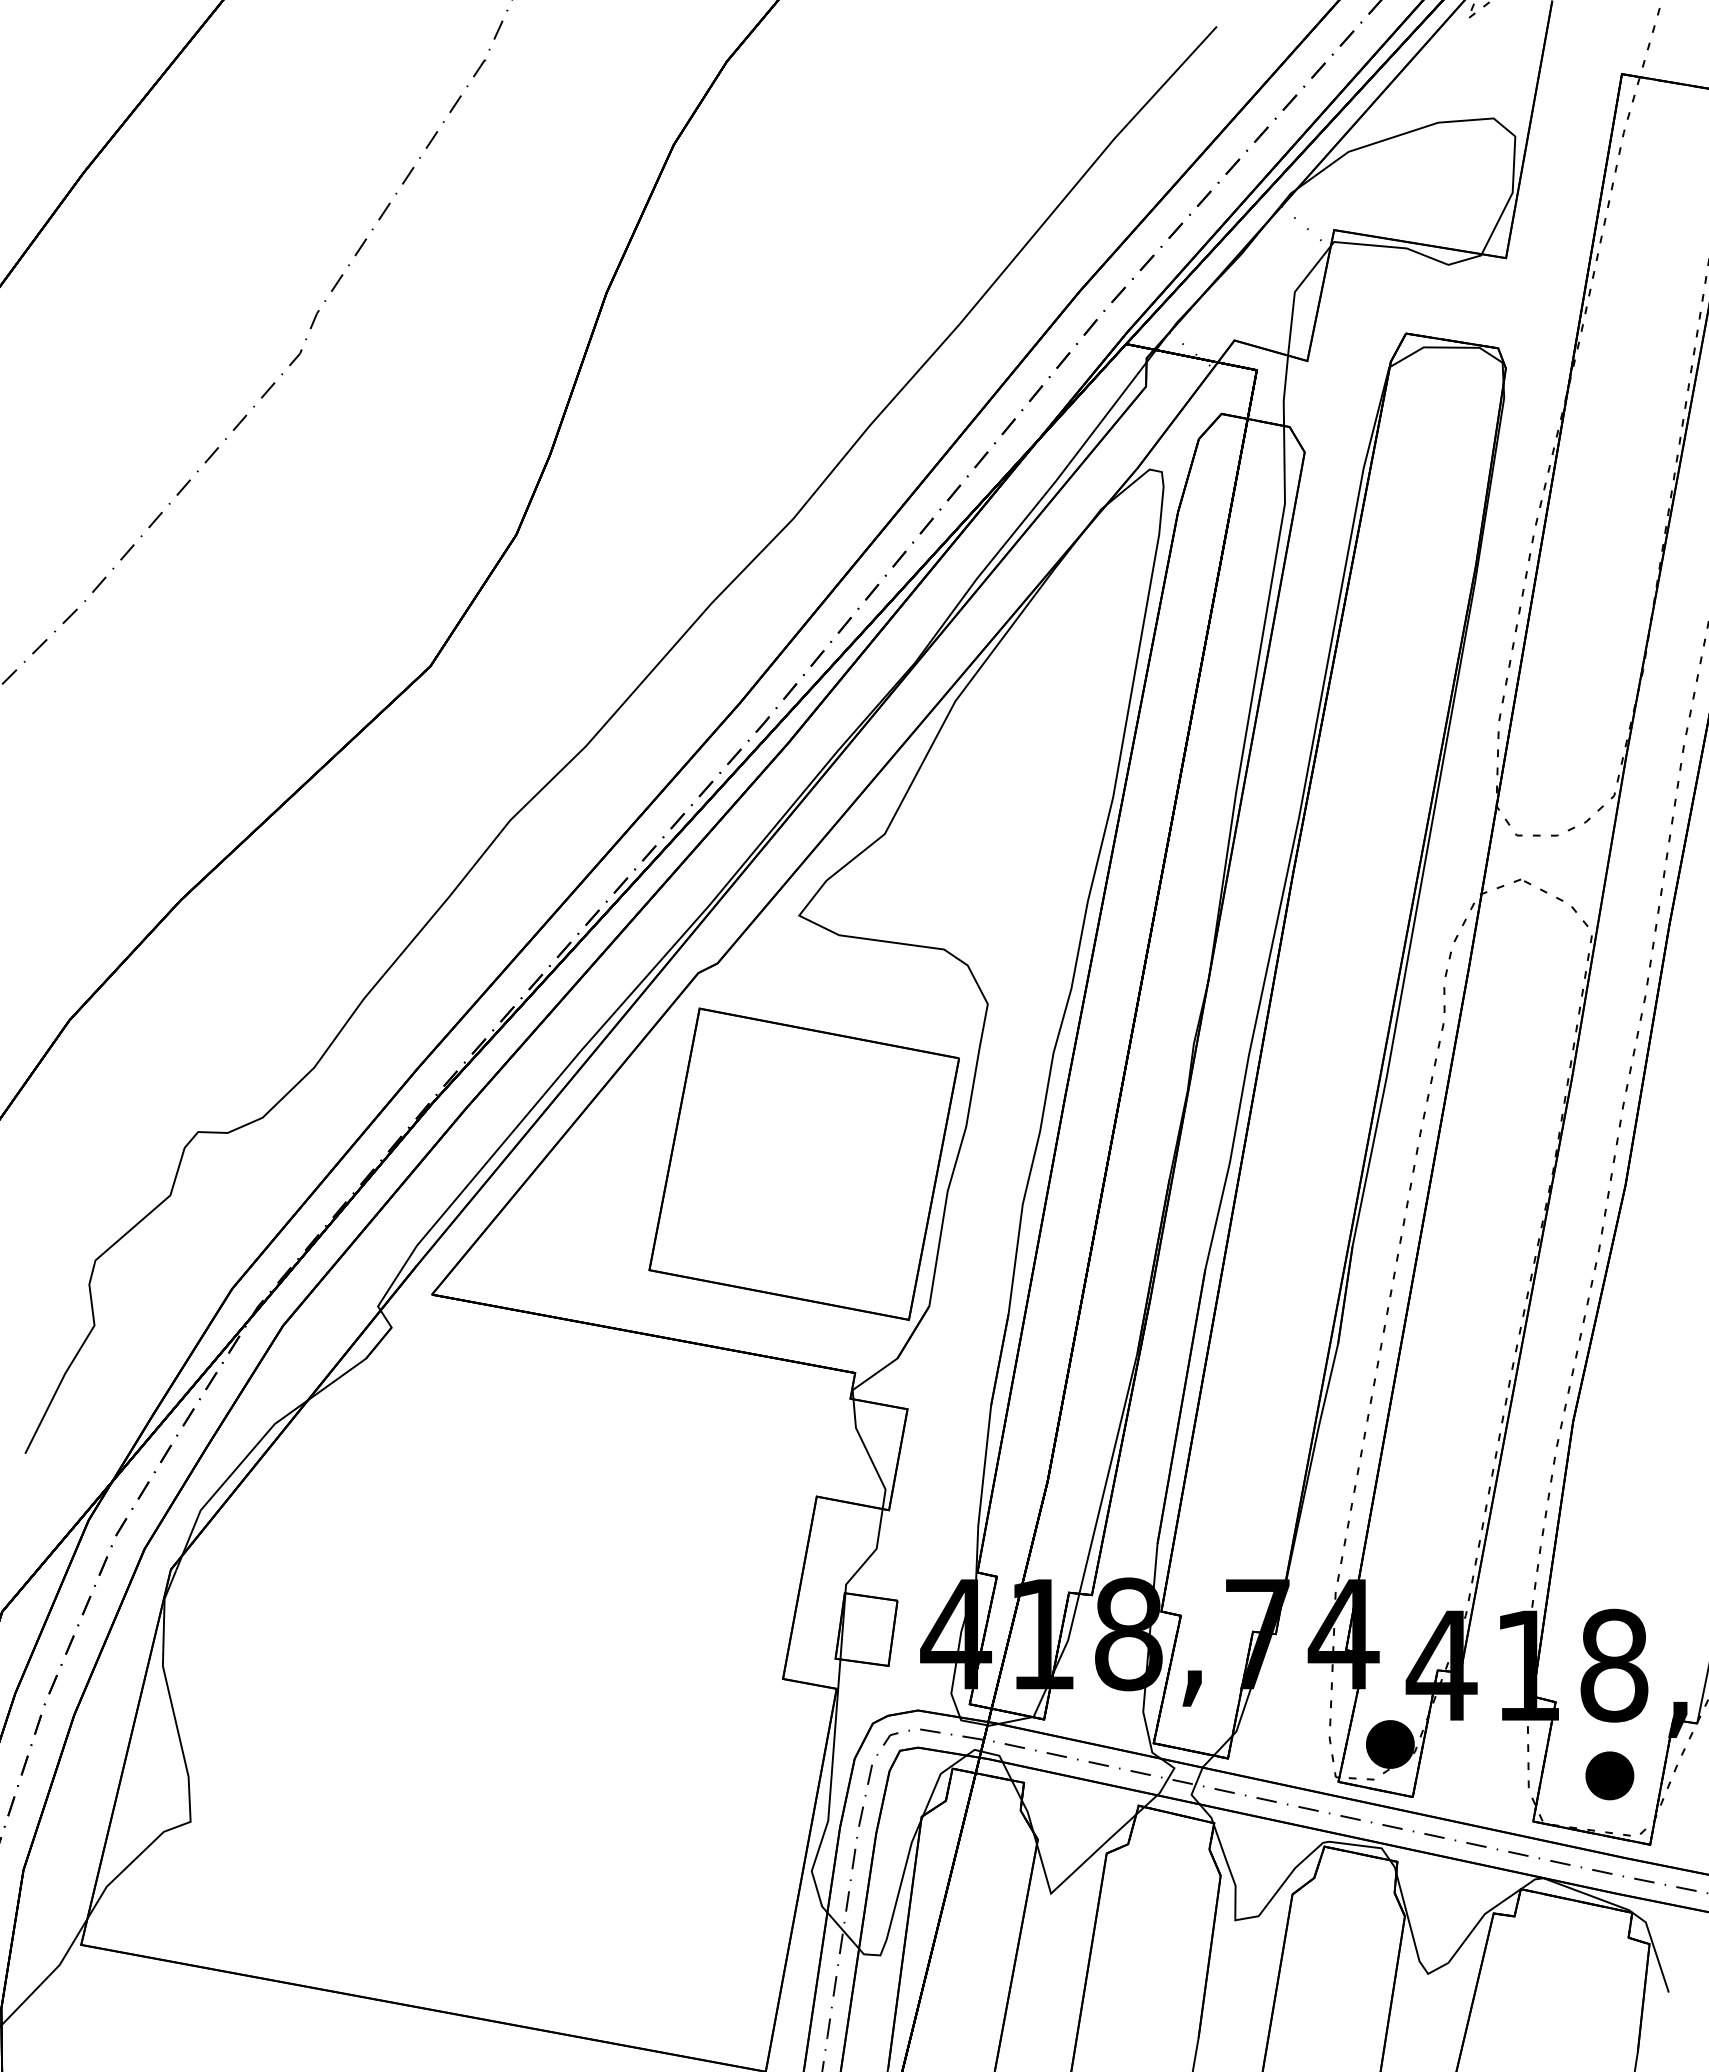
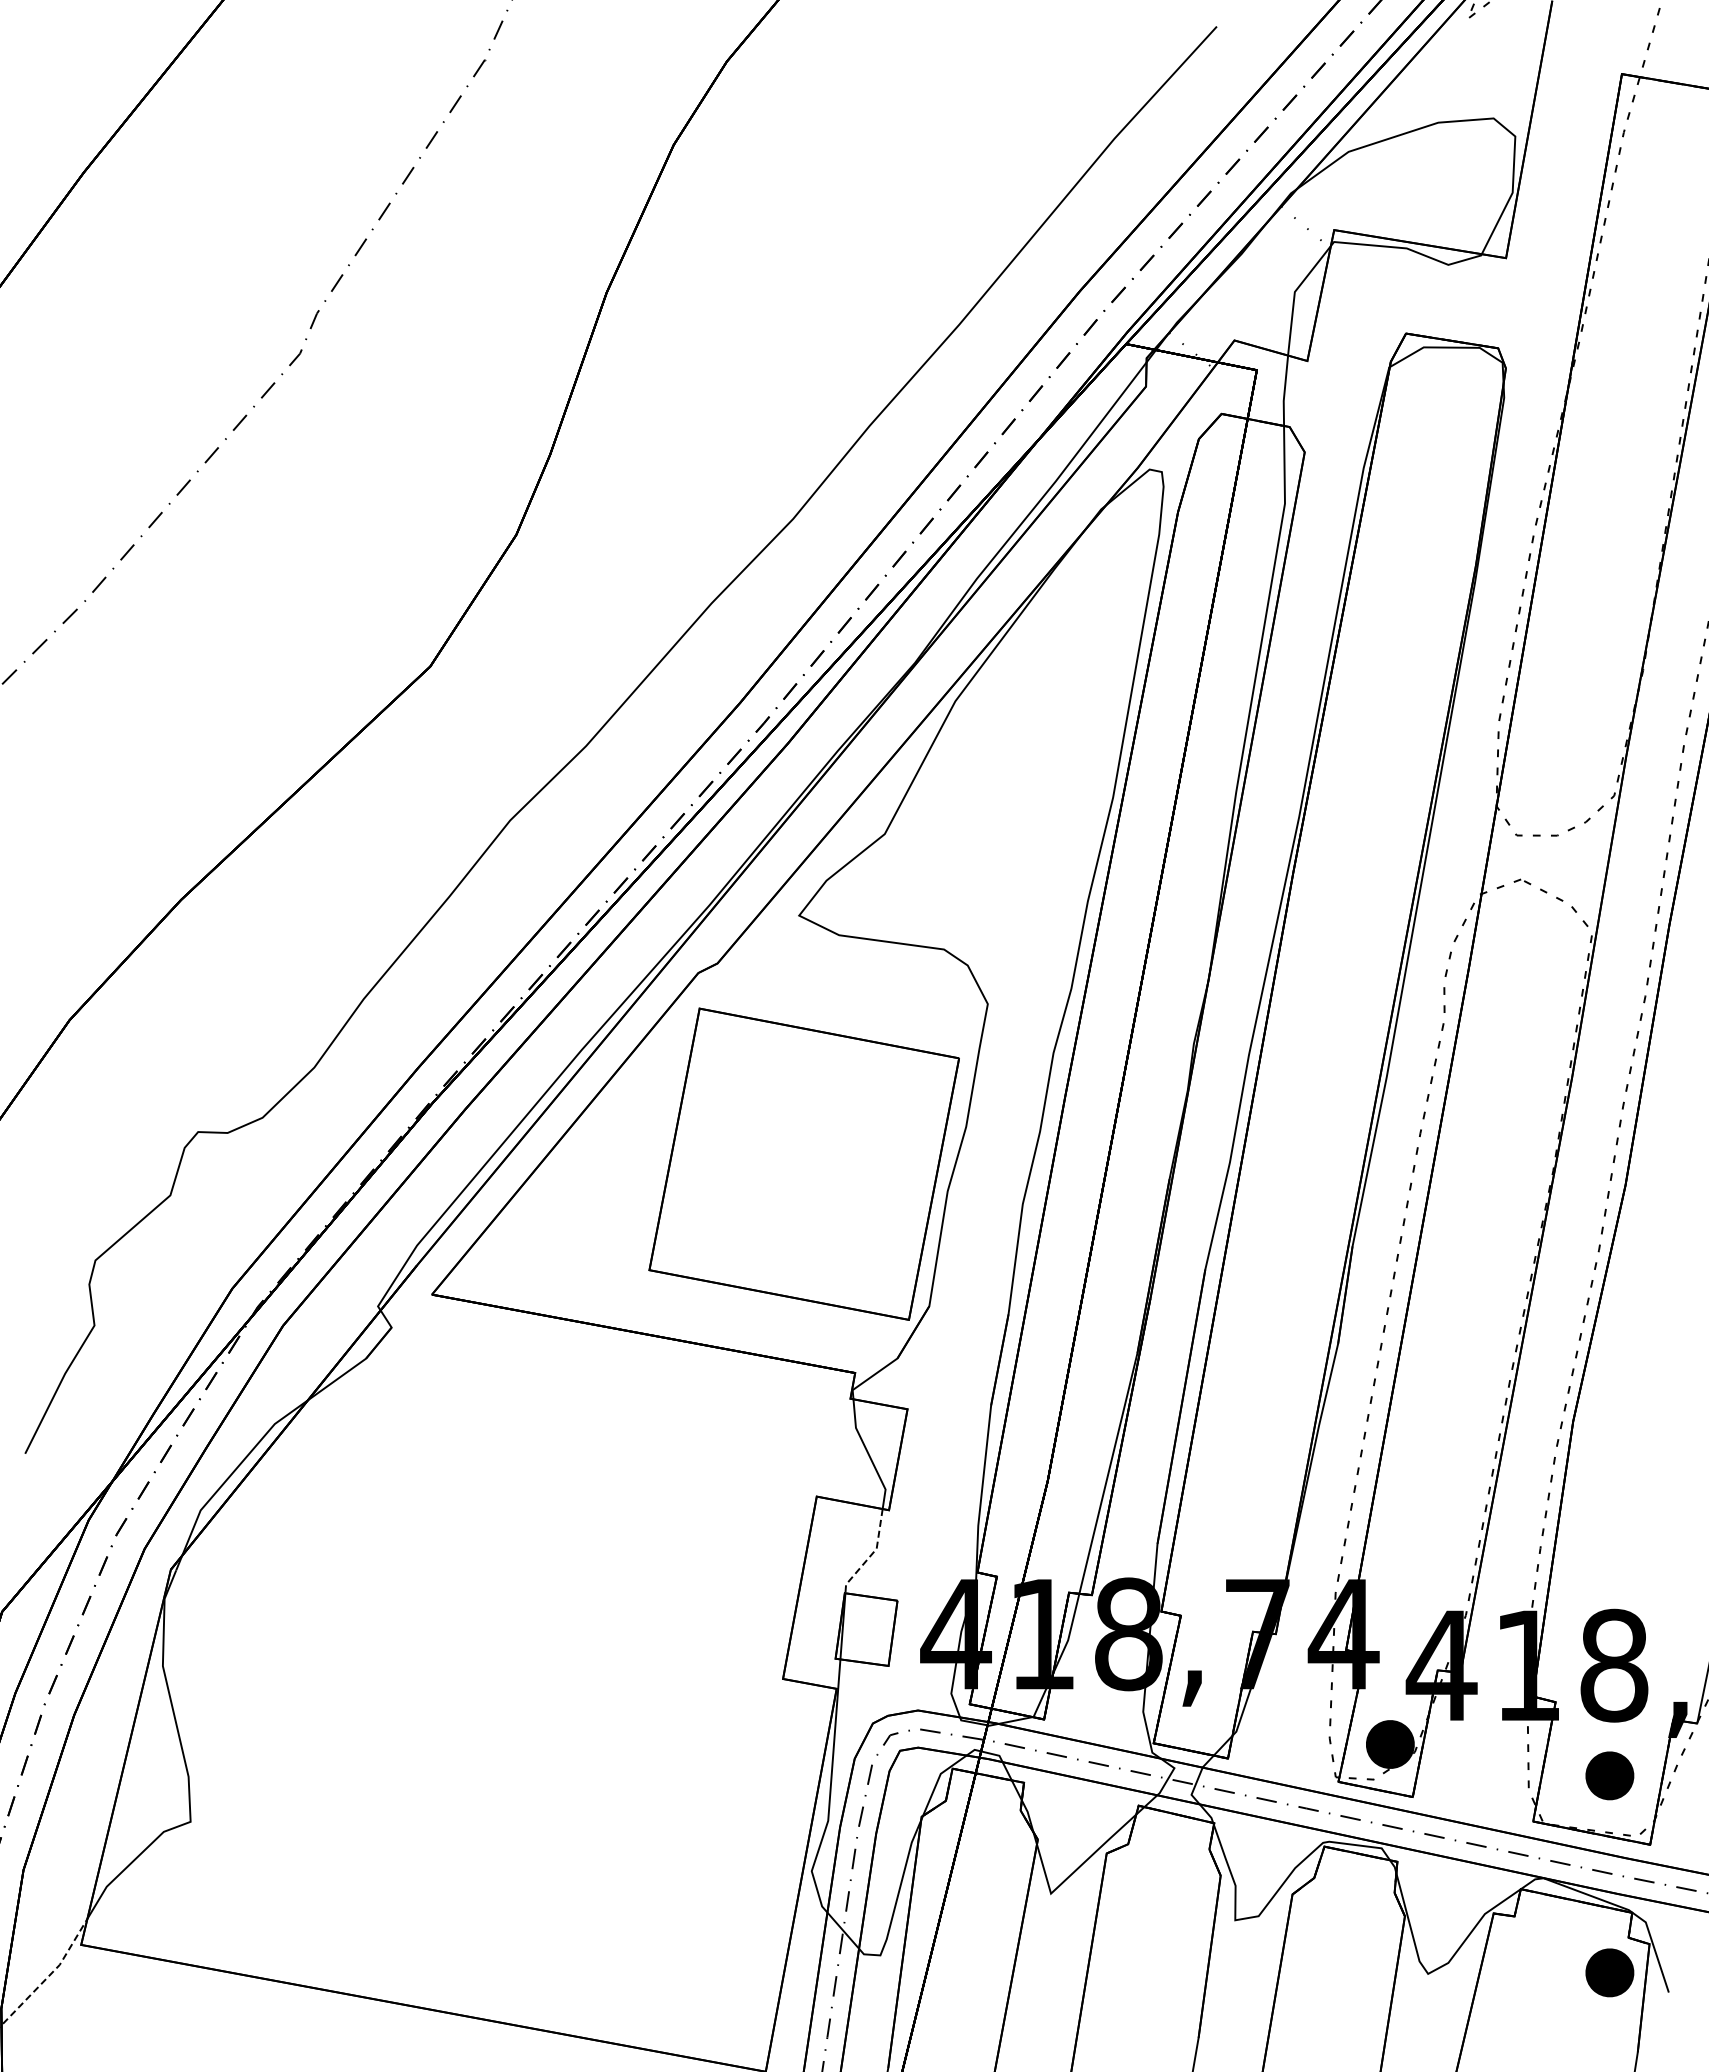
line: solid -> dashed (871, 1554)
part: none -> present (1609, 1972)
line: solid -> dashed (49, 1975)
